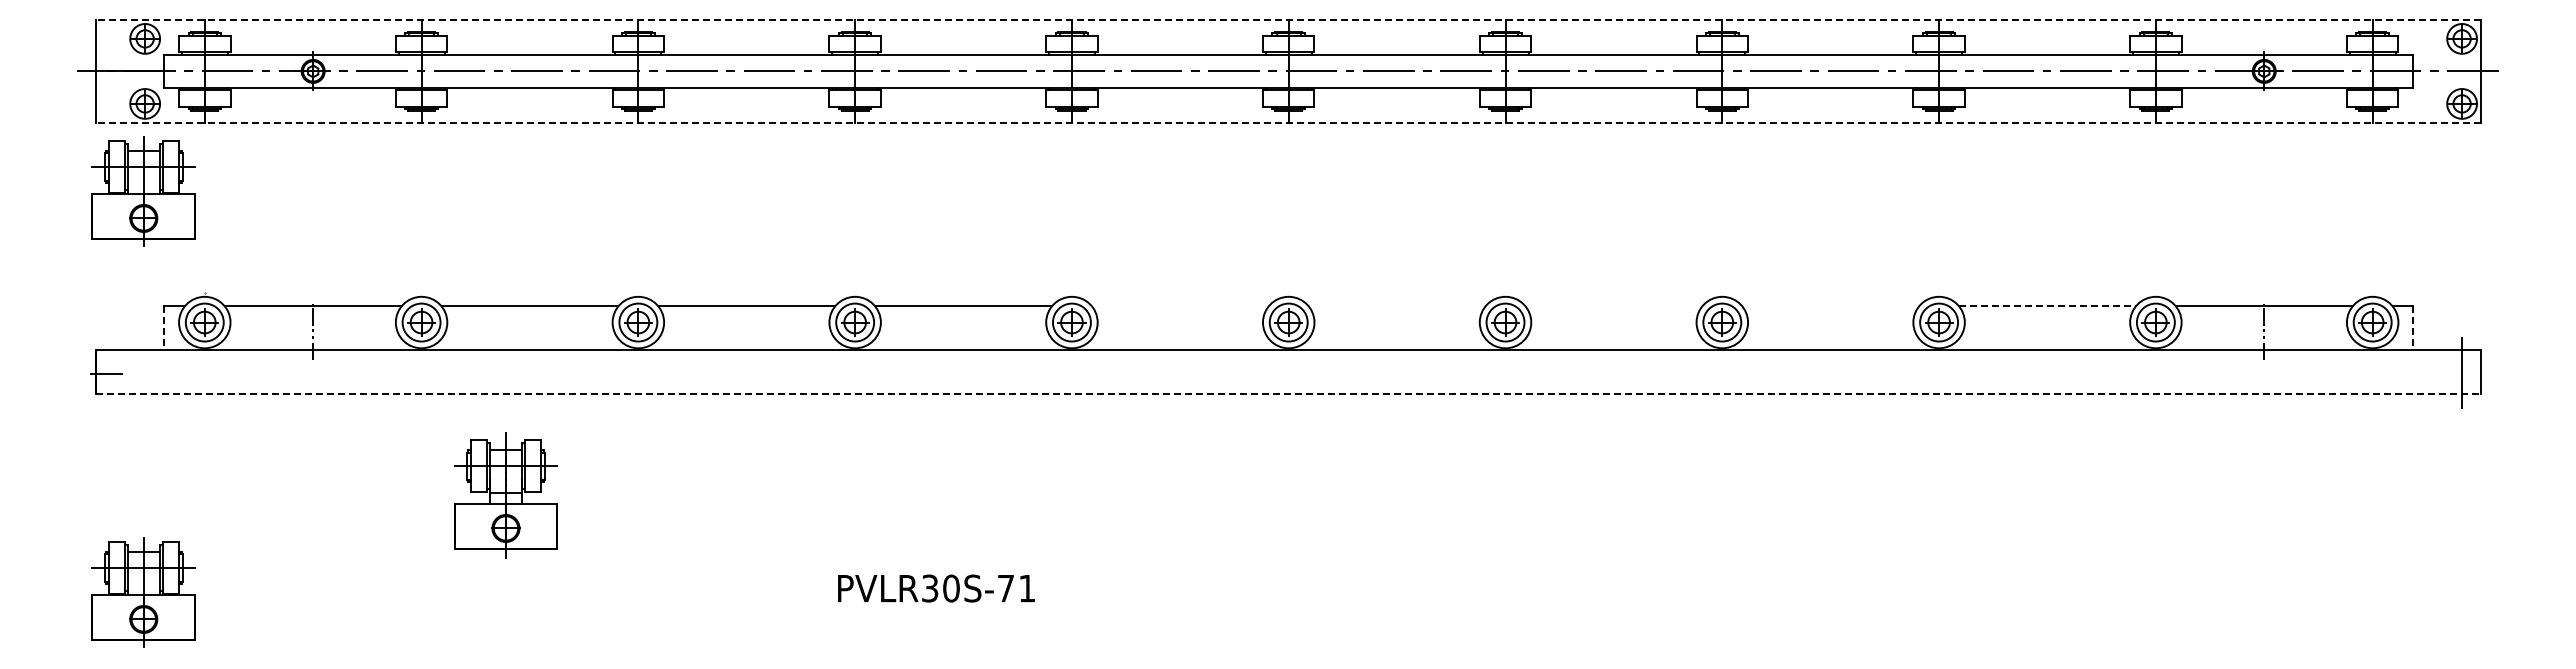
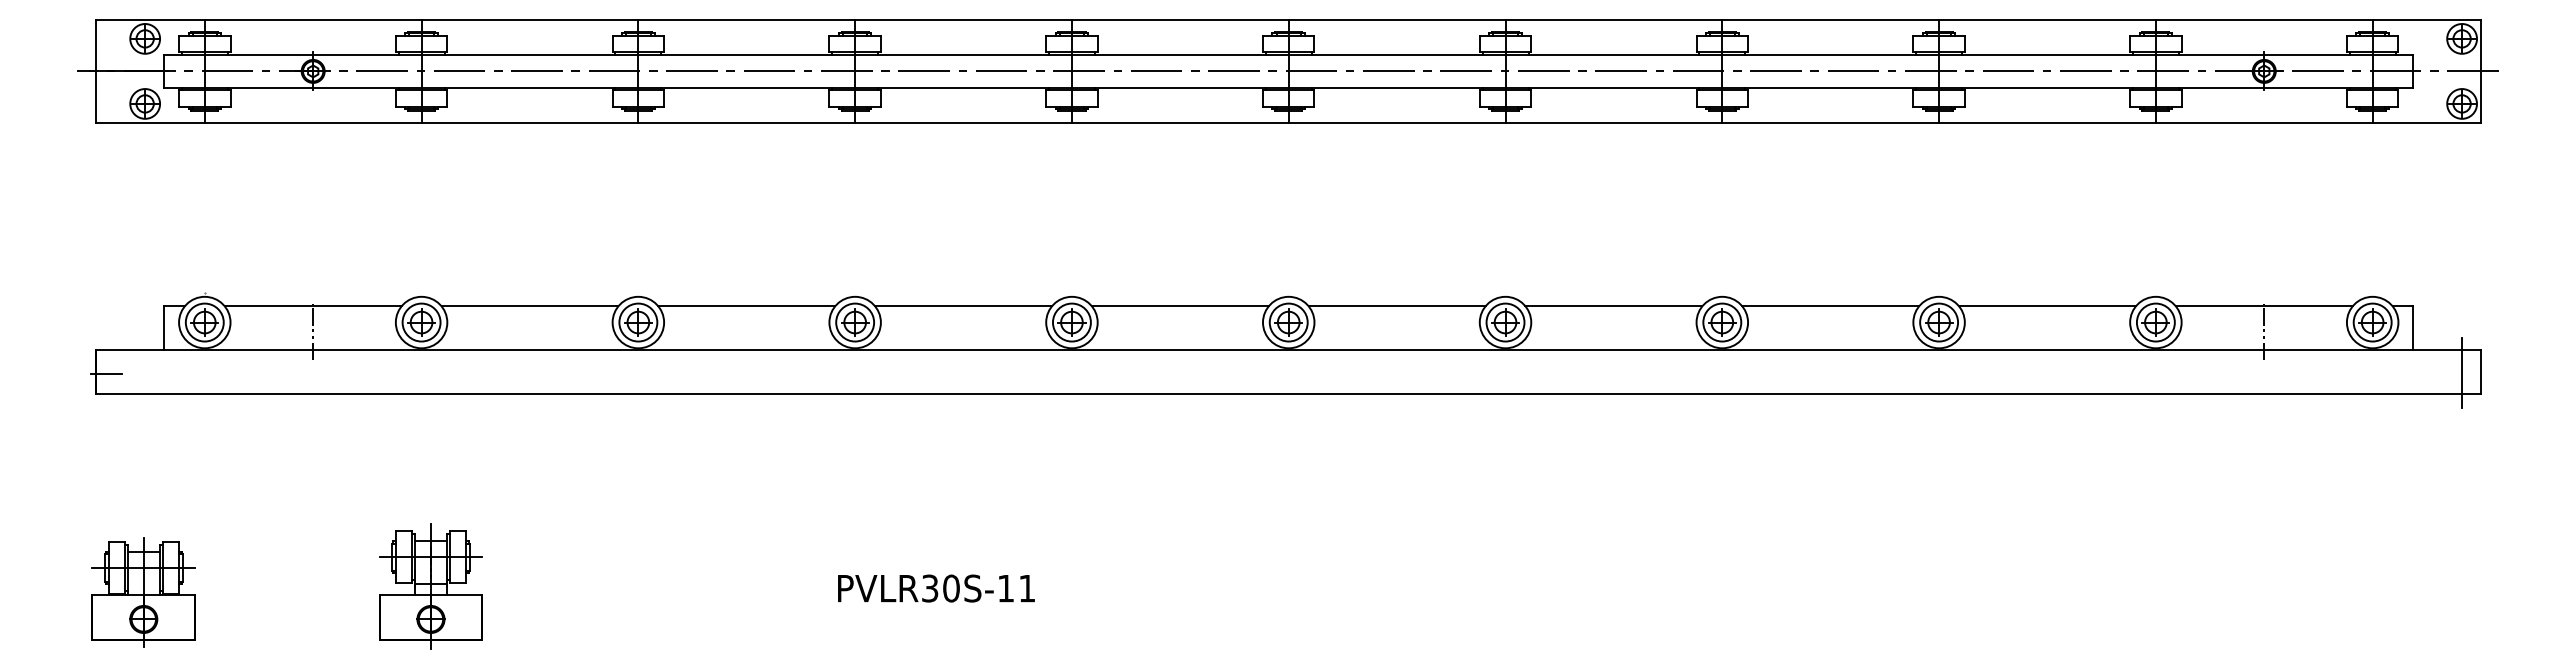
line: dashed -> solid (1288, 19)
line: dashed -> solid (1288, 122)
part: present -> none (143, 191)
line: none -> present (1179, 306)
line: none -> present (1396, 306)
line: none -> present (1613, 306)
line: none -> present (1830, 306)
line: dashed -> solid (2047, 306)
line: dashed -> solid (164, 327)
line: dashed -> solid (2413, 327)
line: dashed -> solid (1289, 394)
part position: (505, 495) -> (430, 586) (430, 586)
text: PVLR30S-71 -> PVLR30S-11 (1005, 588)
